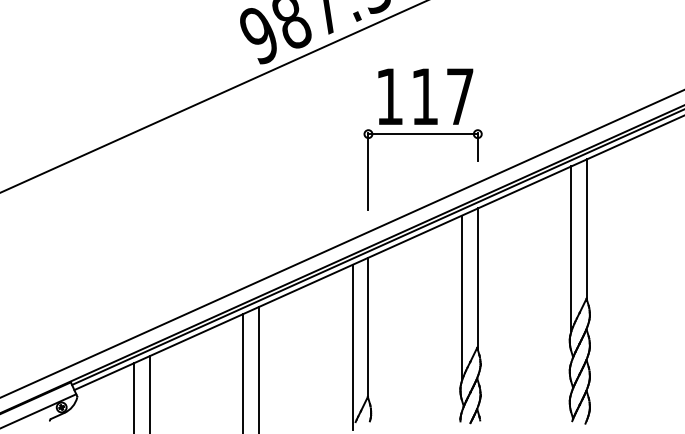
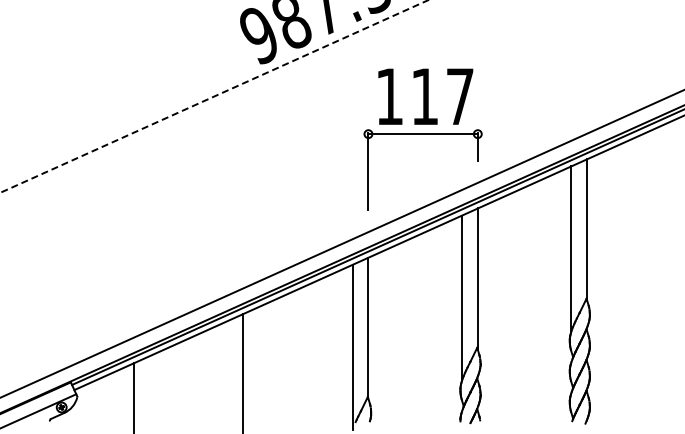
line: solid -> dashed (214, 96)
line: present -> none (259, 368)
line: present -> none (149, 392)
